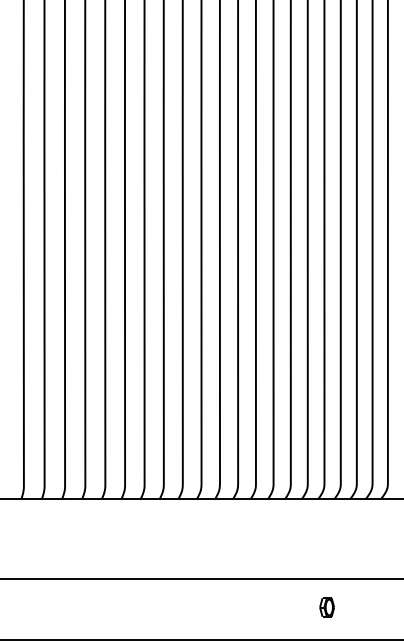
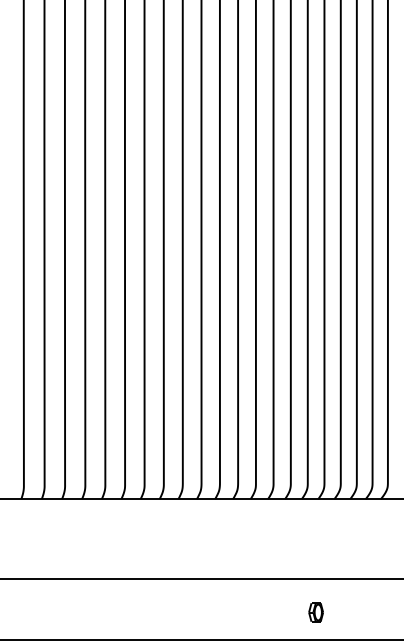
part position: (326, 607) -> (315, 612) (315, 612)
